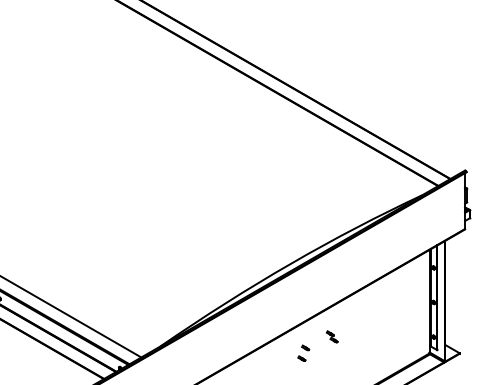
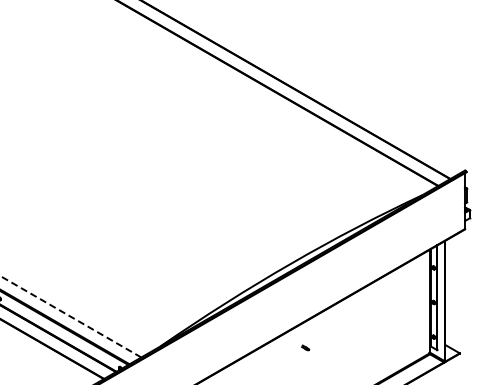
line: solid -> dashed (70, 316)
part: present -> none (331, 336)
part: present -> none (301, 358)
